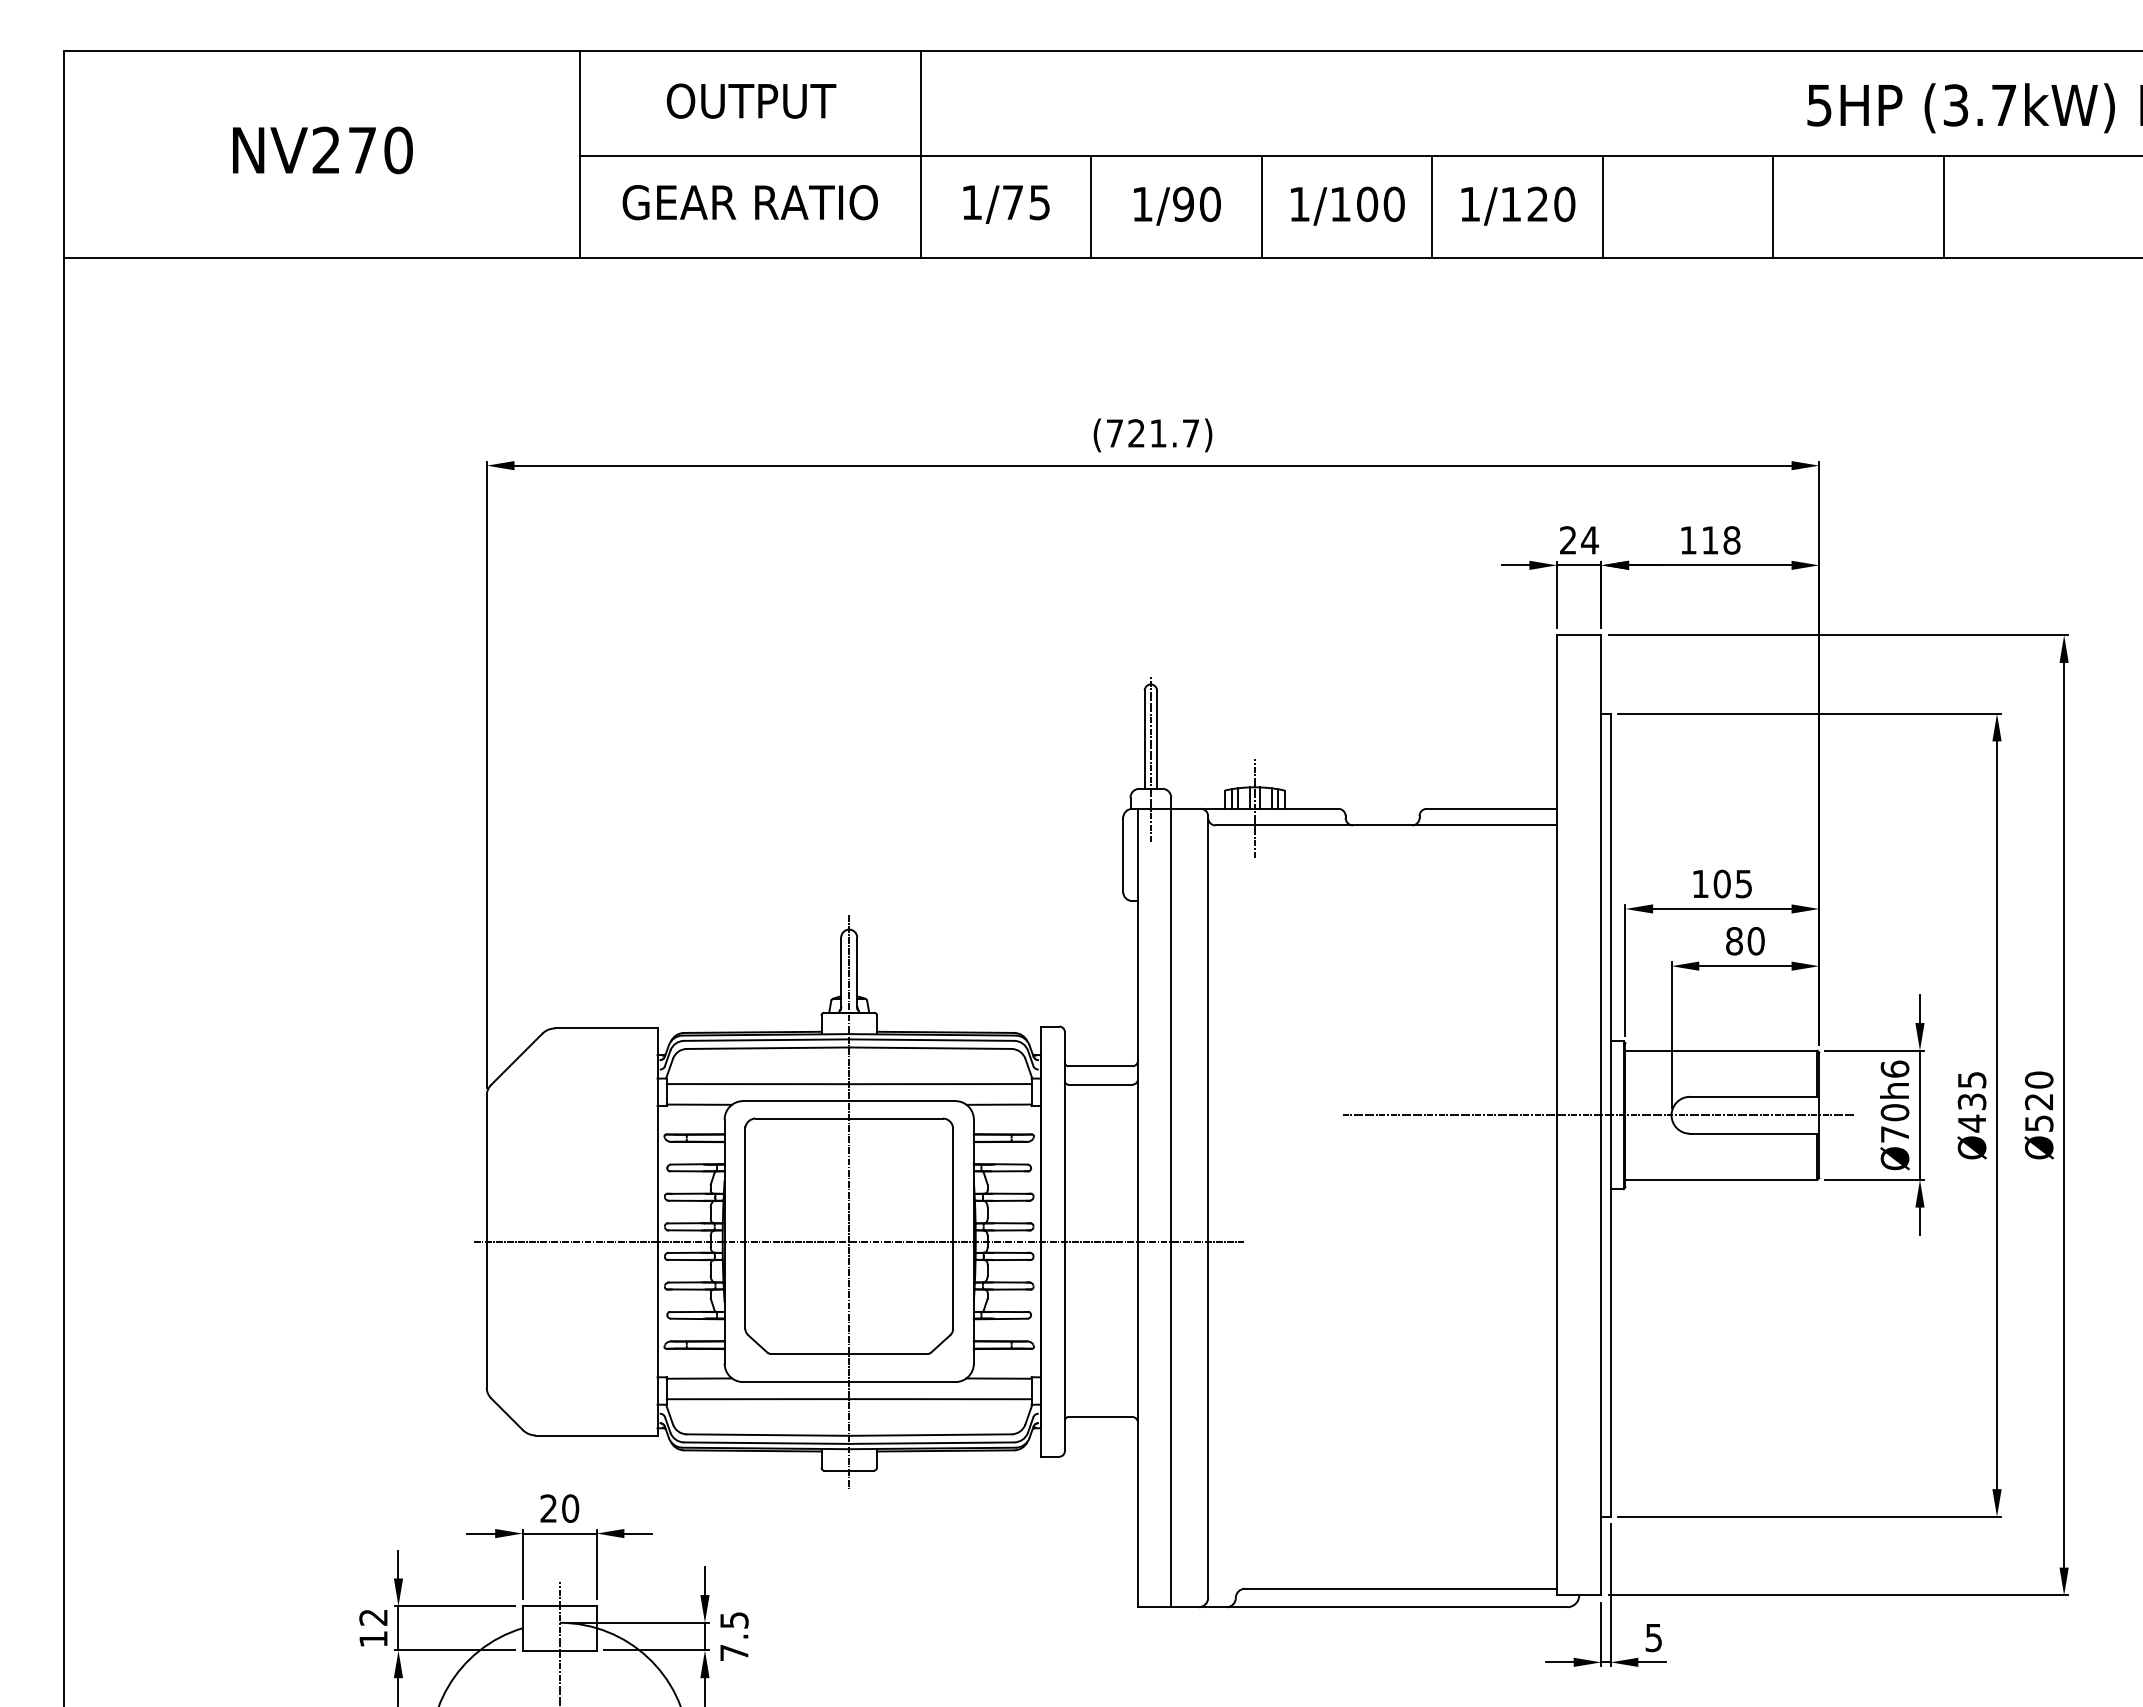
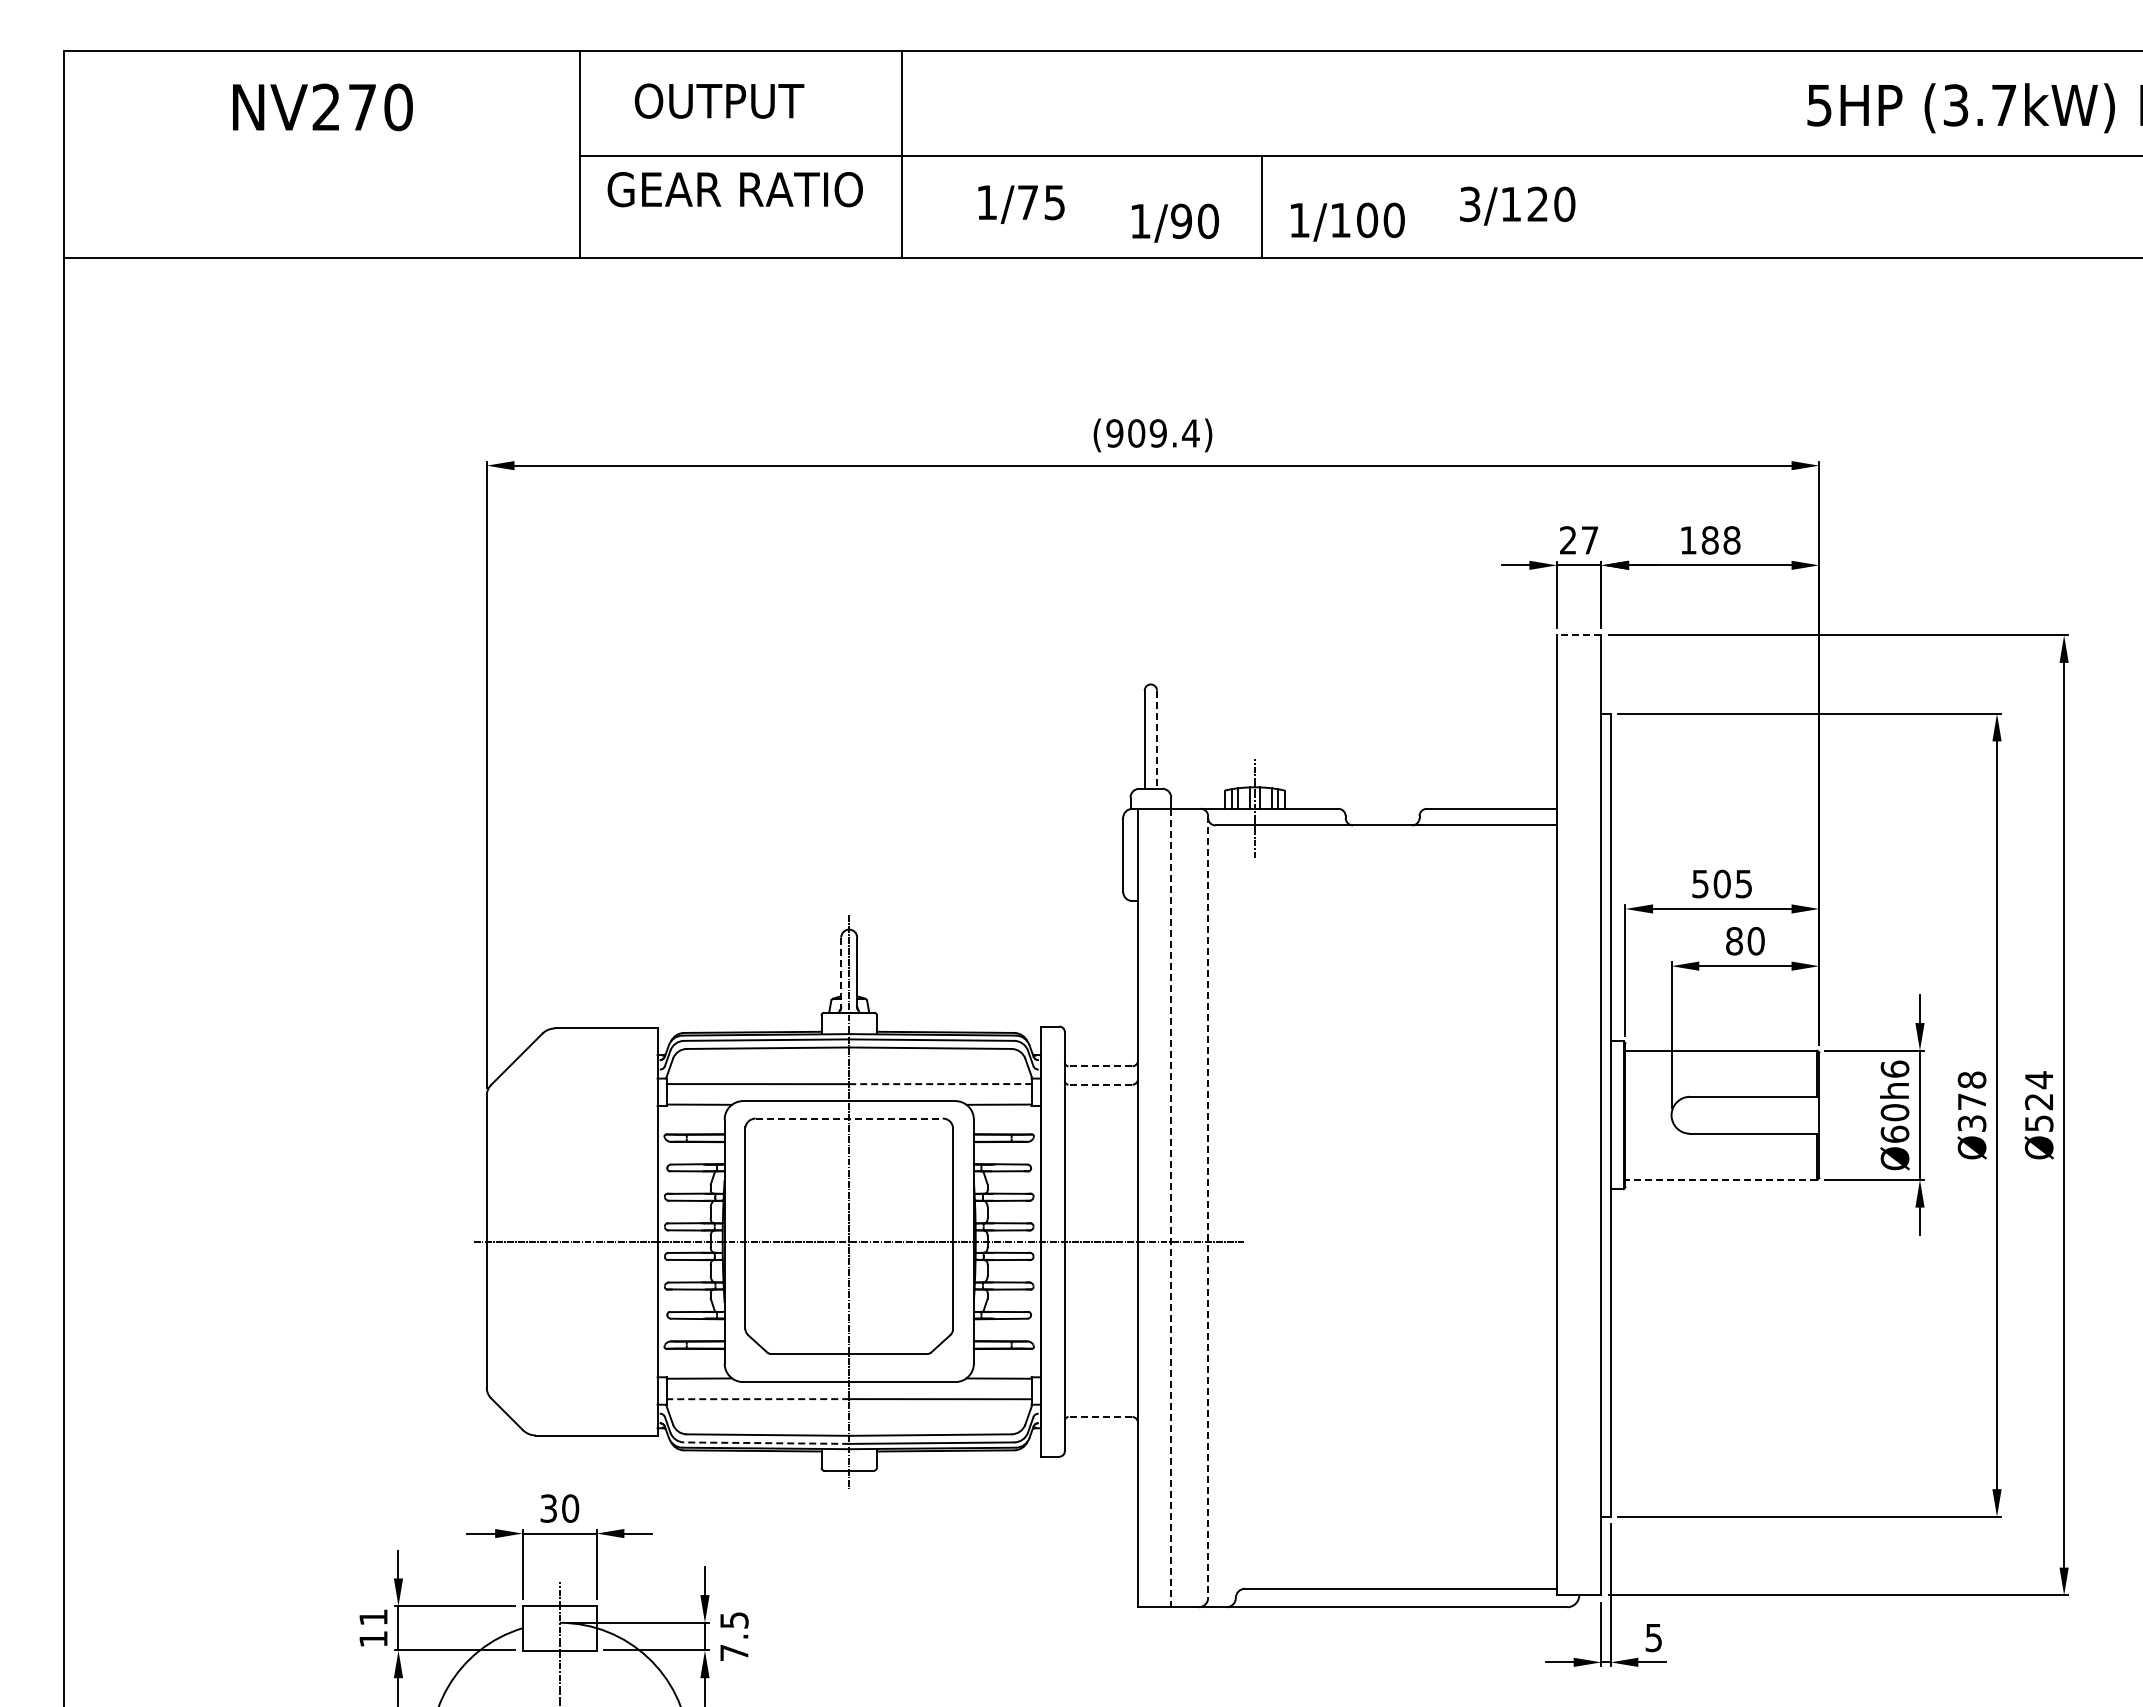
text position: (751, 100) -> (719, 100) (719, 100)
text position: (322, 150) -> (322, 107) (322, 107)
line position: (920, 154) -> (901, 154) (901, 154)
text position: (749, 202) -> (734, 189) (734, 189)
text: 1/120 -> 3/120 (1470, 203)
text position: (1006, 204) -> (1021, 204) (1021, 204)
text position: (1177, 205) -> (1175, 222) (1175, 222)
text position: (1347, 205) -> (1347, 221) (1347, 221)
line: present -> none (1091, 206)
line: present -> none (1432, 206)
line: present -> none (1602, 206)
line: present -> none (1773, 206)
line: present -> none (1943, 206)
text: (721.7) -> (909.4) (1152, 433)
text: 24 -> 27 (1589, 540)
text: 118 -> 188 (1709, 540)
line: solid -> dashed (1578, 635)
line: solid -> dashed (1157, 740)
line: present -> none (1150, 759)
text: 105 -> 505 (1700, 884)
line: solid -> dashed (841, 972)
line: solid -> dashed (1100, 1066)
text: Ø520 -> Ø524 (2038, 1080)
line: solid -> dashed (940, 1084)
line: solid -> dashed (1100, 1084)
text: Ø435 -> Ø378 (1971, 1101)
line: present -> none (1597, 1115)
line: solid -> dashed (849, 1118)
text: Ø70h6 -> Ø60h6 (1894, 1133)
line: solid -> dashed (1720, 1179)
line: solid -> dashed (1208, 1207)
line: solid -> dashed (1171, 1208)
line: solid -> dashed (757, 1399)
line: solid -> dashed (1100, 1417)
line: solid -> dashed (766, 1443)
text: 20 -> 30 (548, 1508)
text: 12 -> 11 (373, 1617)
